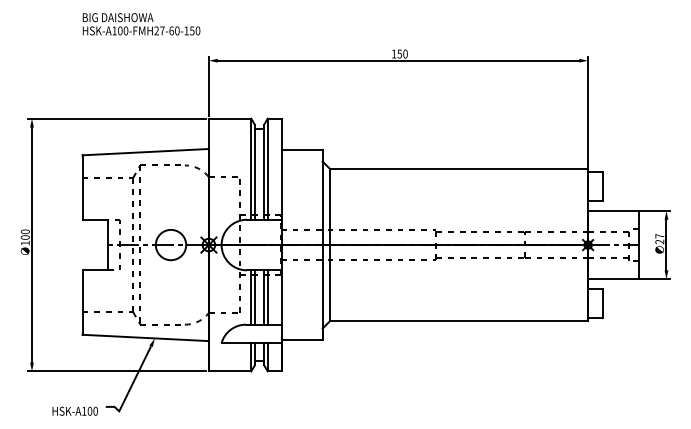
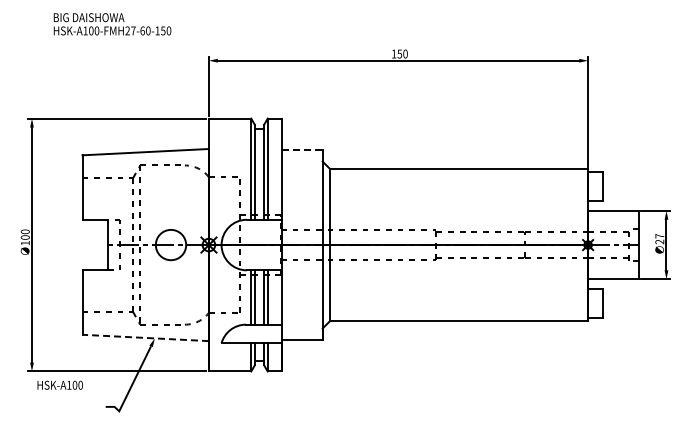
text position: (141, 24) -> (112, 24) (112, 24)
line: solid -> dashed (302, 150)
line: solid -> dashed (145, 337)
text position: (74, 410) -> (59, 384) (59, 384)
